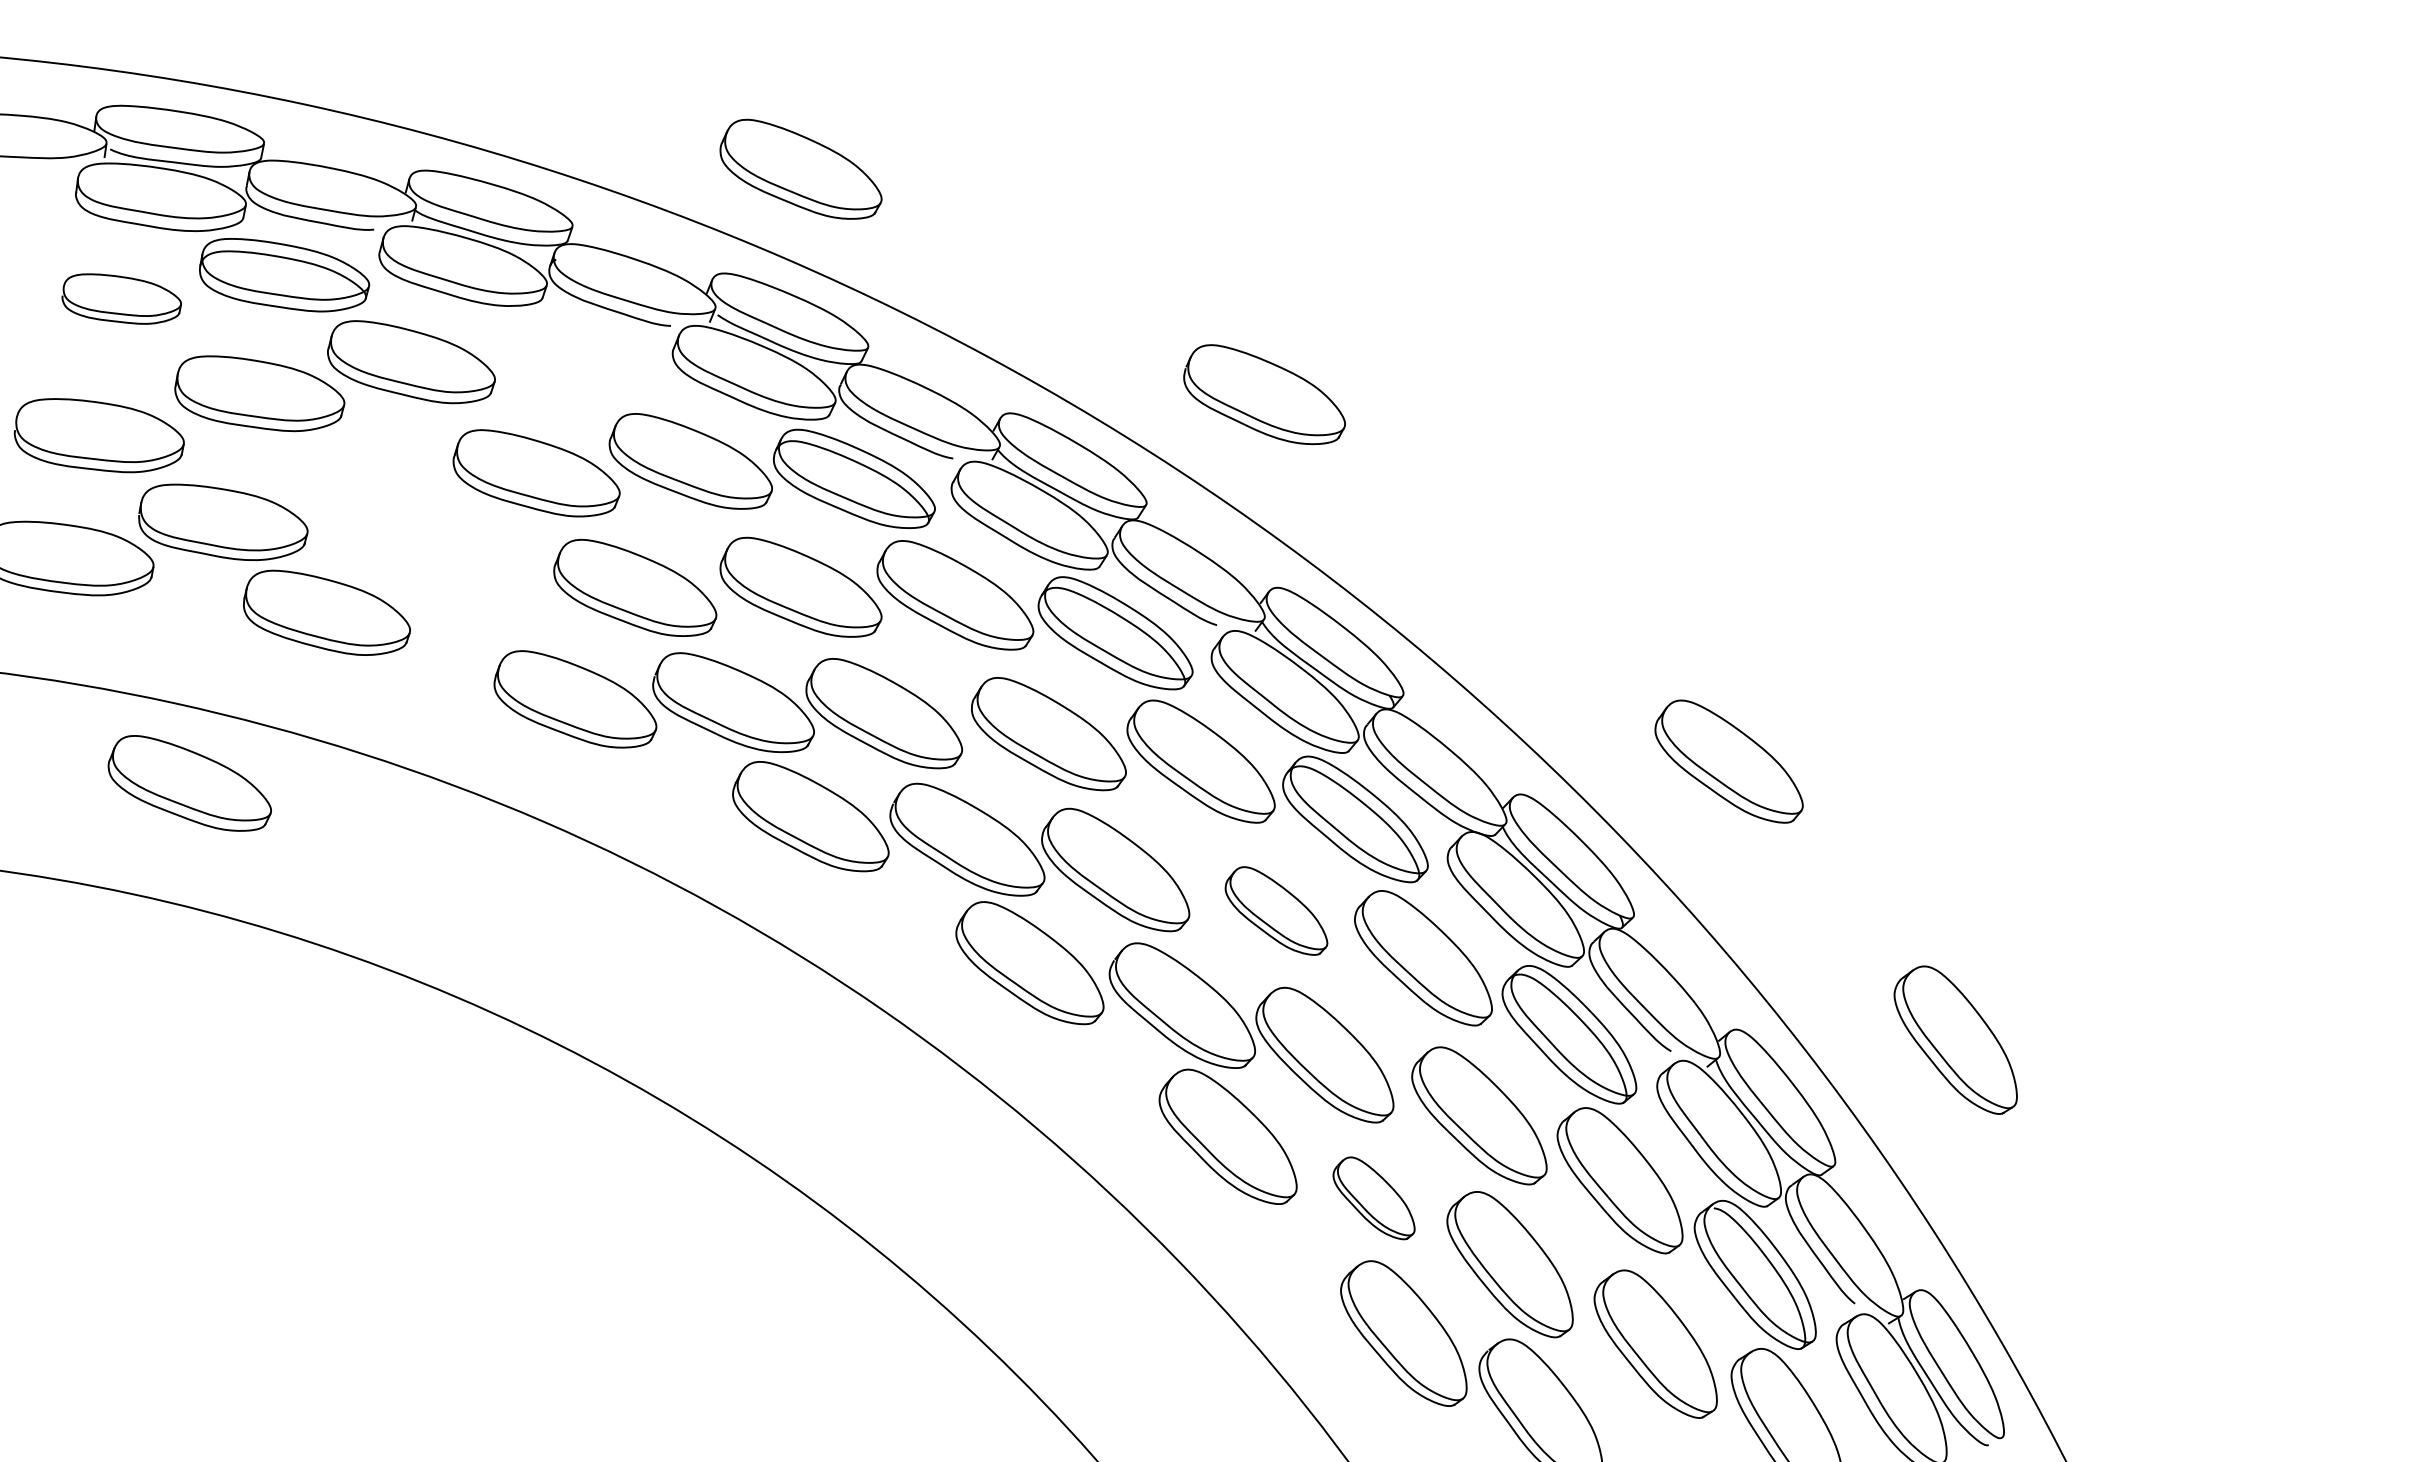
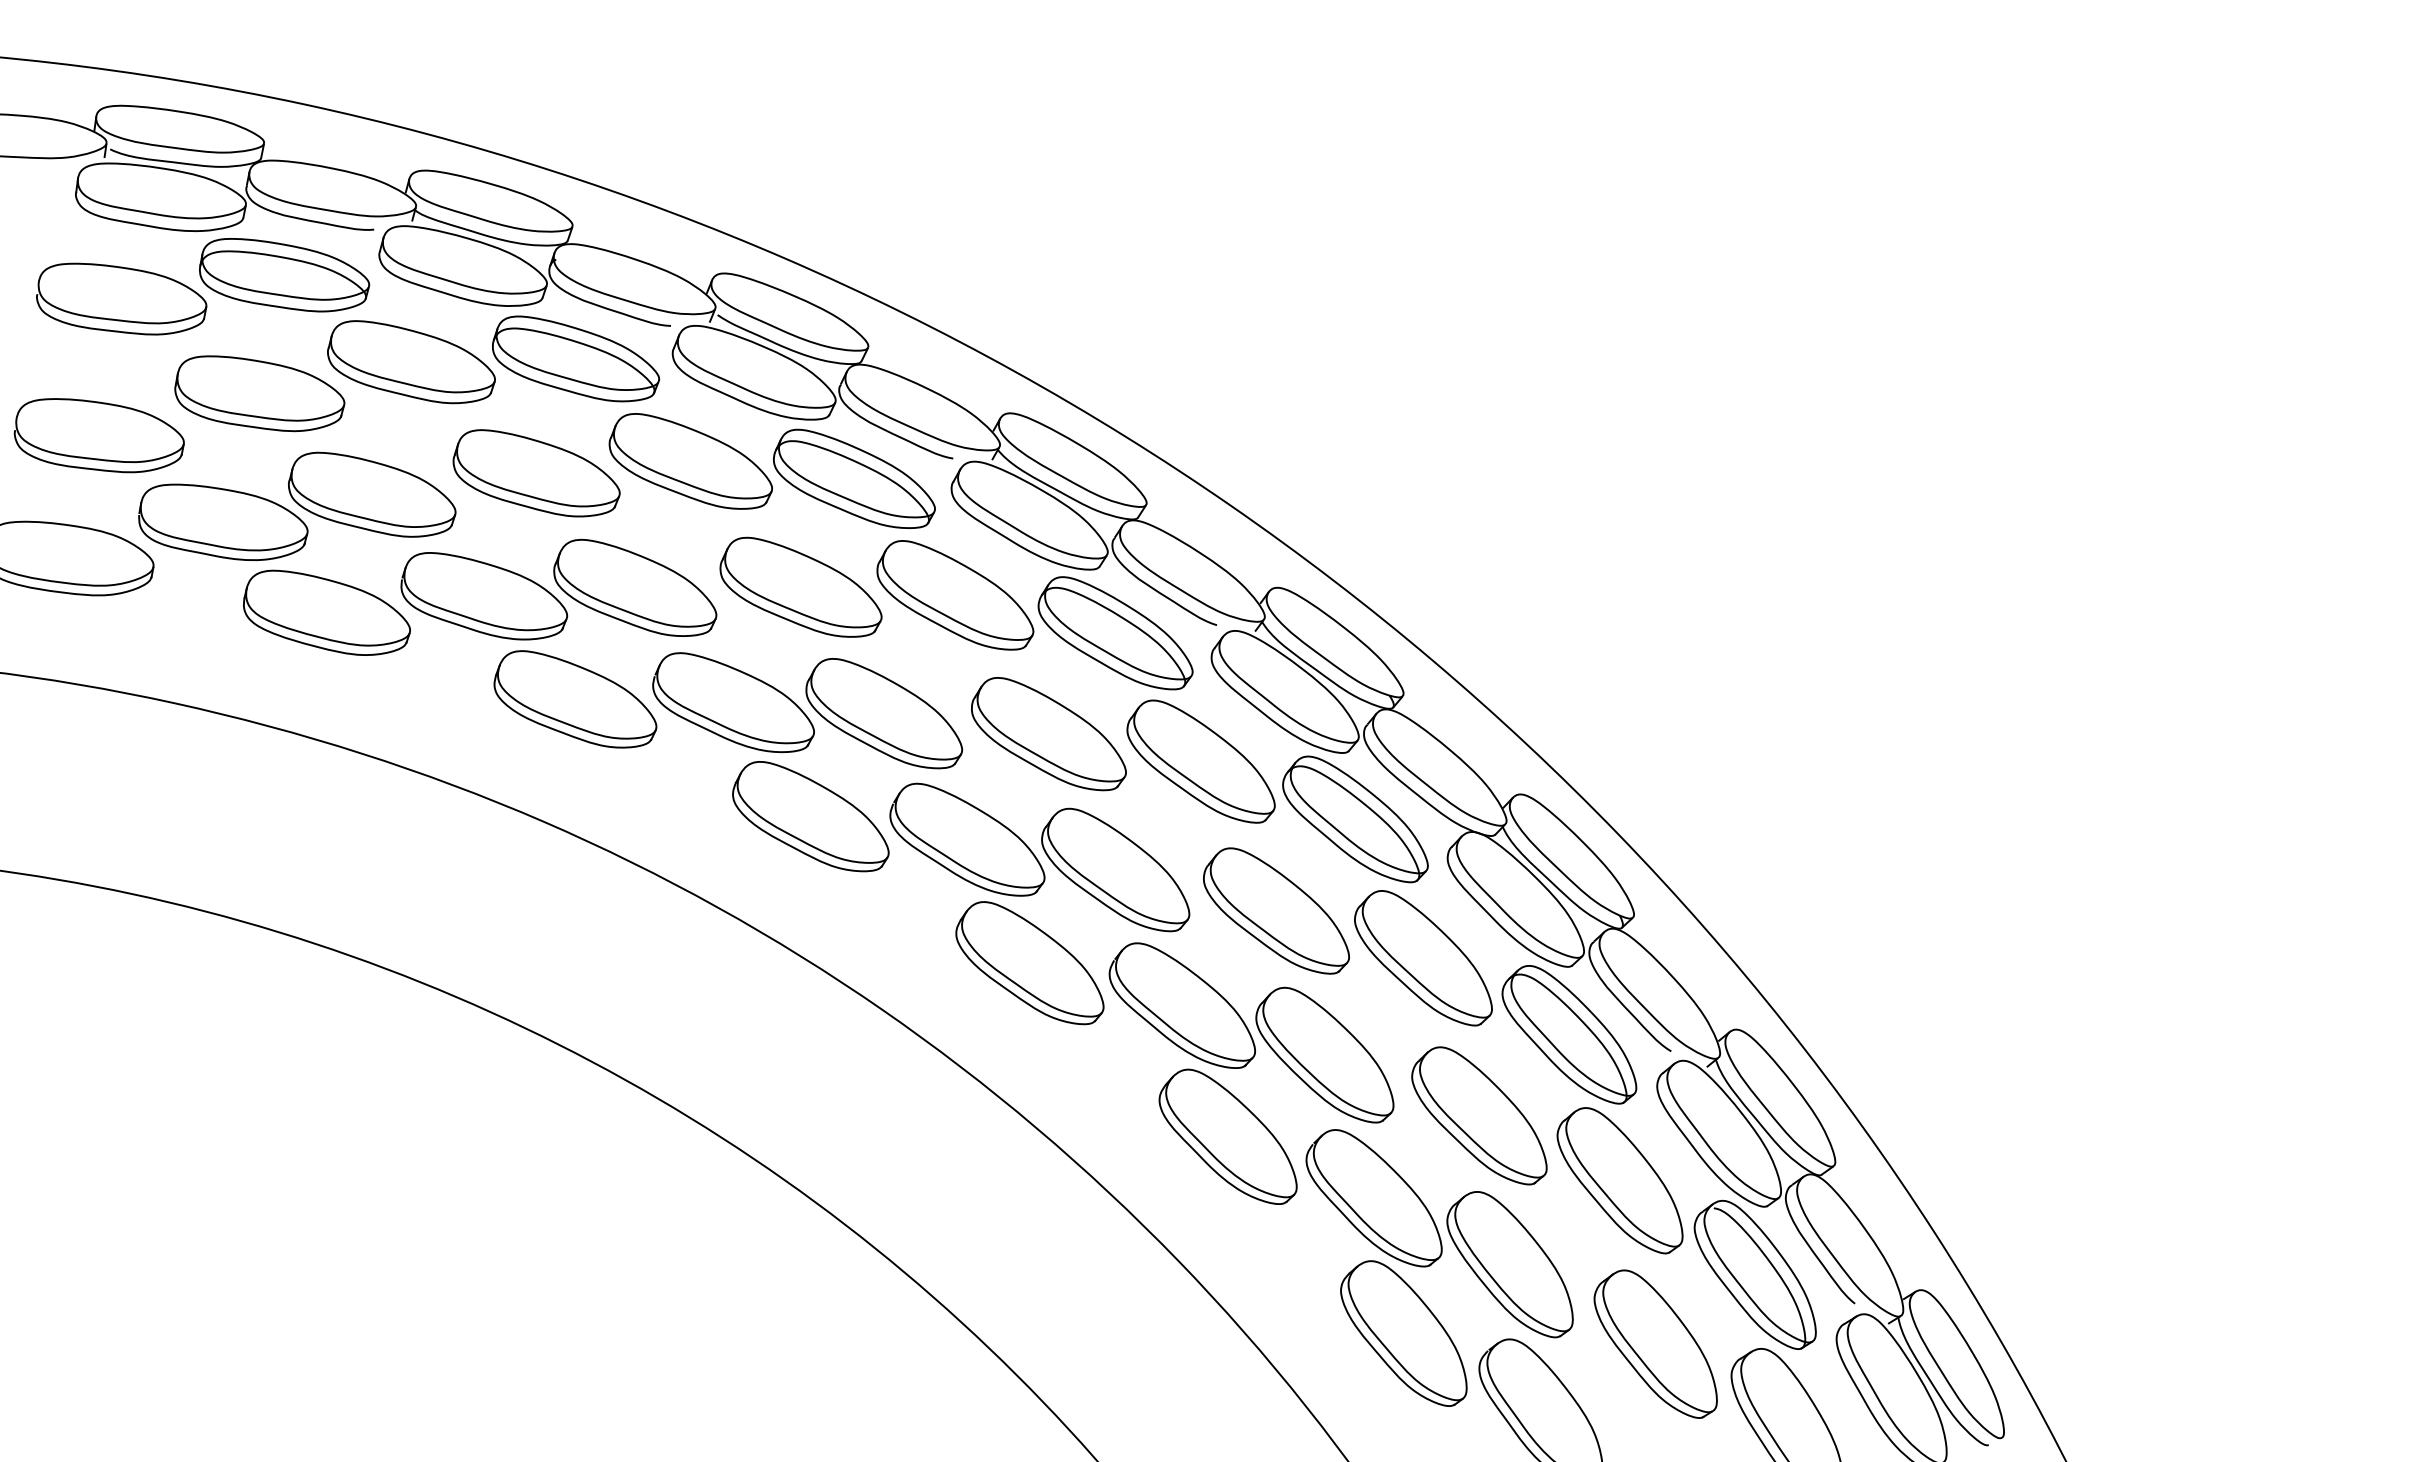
part: present -> none (800, 168)
part size: 121x52 px -> 172x74 px (121, 298)
part: none -> present (576, 358)
part: present -> none (1264, 394)
part: none -> present (372, 494)
part: none -> present (484, 596)
part: present -> none (1728, 761)
part: present -> none (189, 783)
part size: 105x90 px -> 147x128 px (1276, 910)
part: present -> none (1955, 1039)
part size: 84x85 px -> 138x139 px (1373, 1198)
